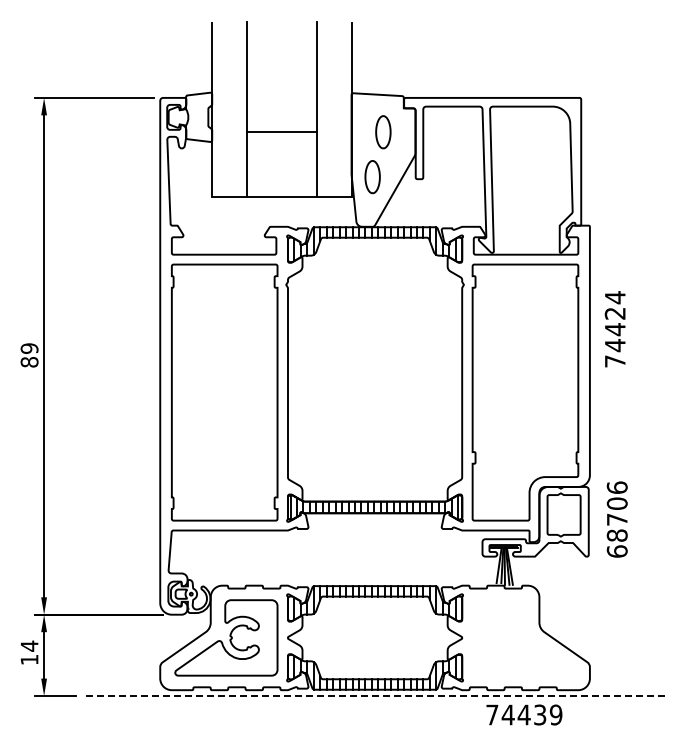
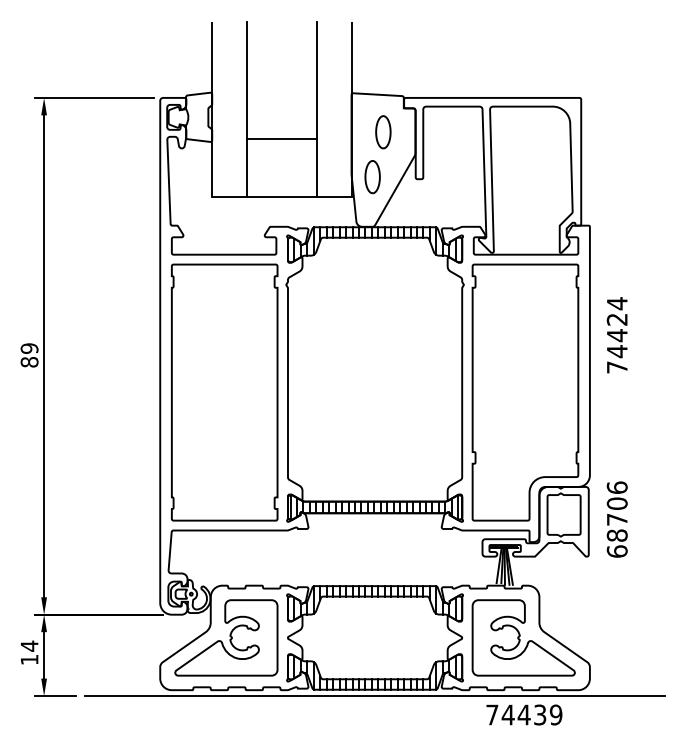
line position: (281, 131) -> (281, 138) (281, 138)
text position: (614, 329) -> (616, 335) (616, 335)
part: none -> present (523, 637)
line: dashed -> solid (374, 696)
